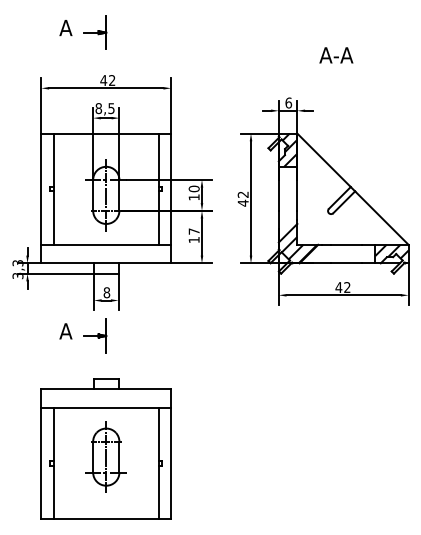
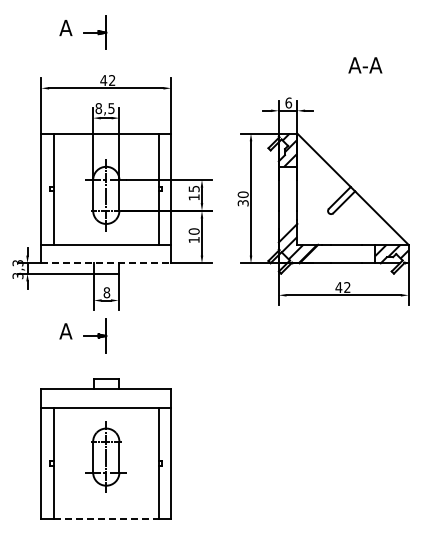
text position: (336, 55) -> (365, 65) (365, 65)
text: 10 -> 15 (193, 188)
text: 42 -> 30 (242, 198)
text: 17 -> 10 (193, 231)
line: solid -> dashed (106, 263)
line: solid -> dashed (106, 518)
